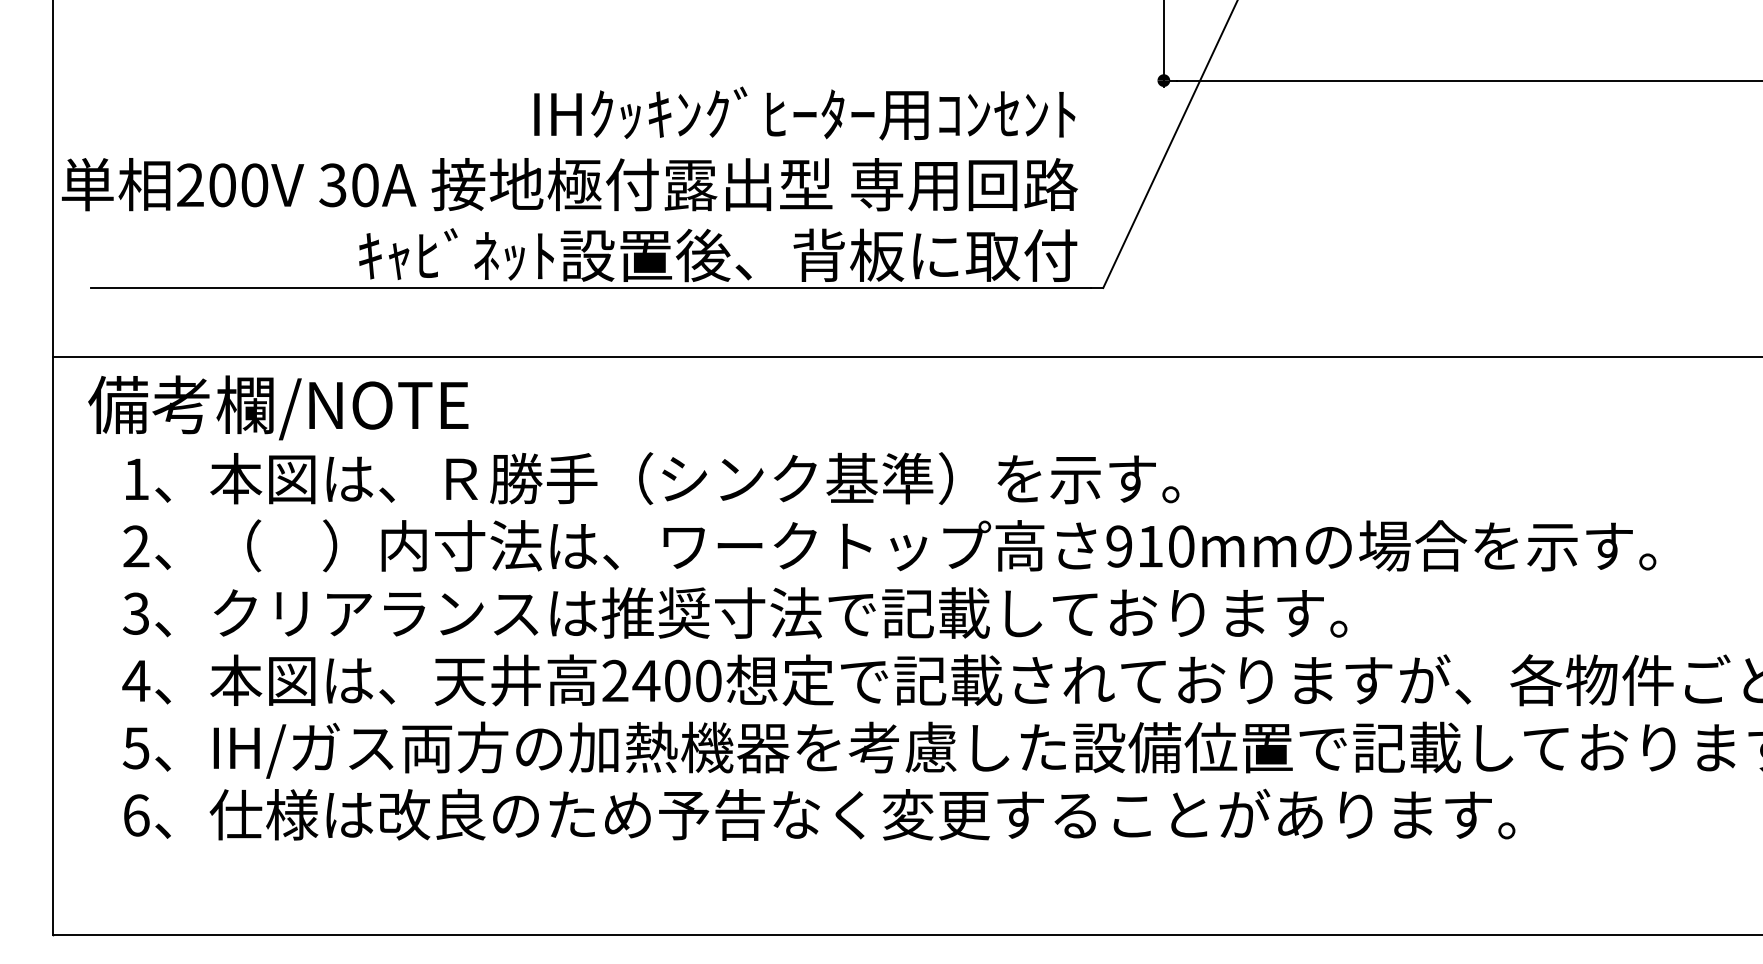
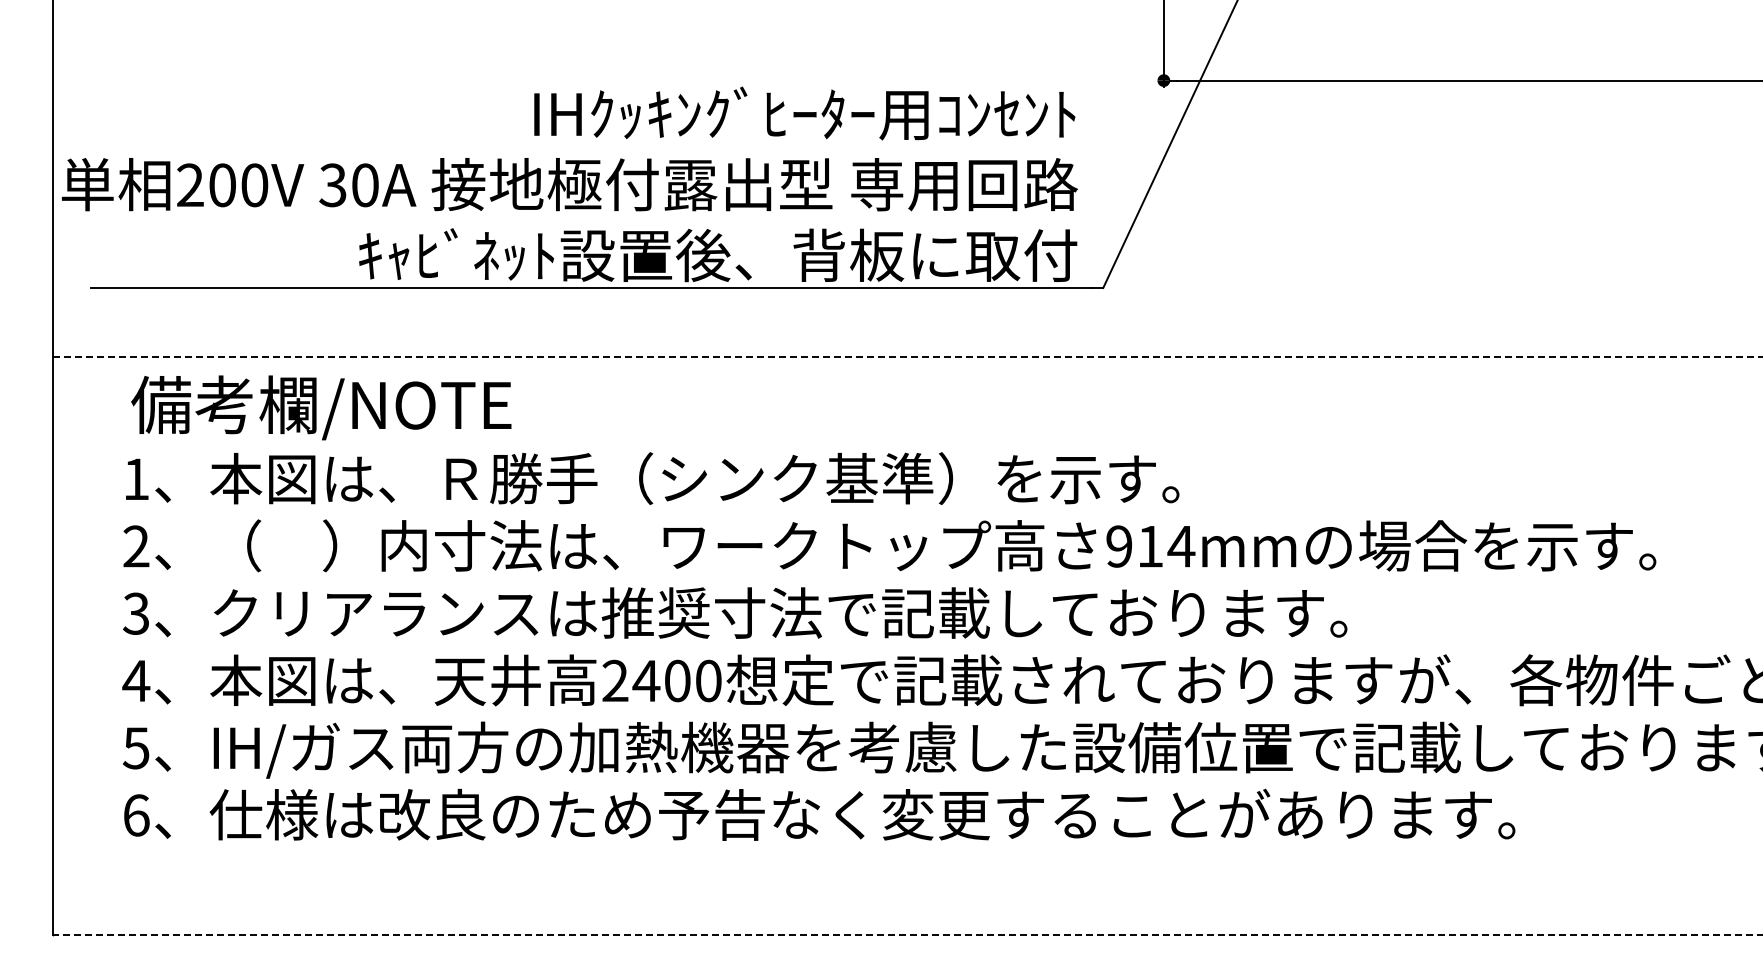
line: solid -> dashed (908, 357)
text position: (278, 407) -> (321, 407) (321, 407)
text: 910mm -> 914mm (1181, 546)
line: solid -> dashed (906, 935)
